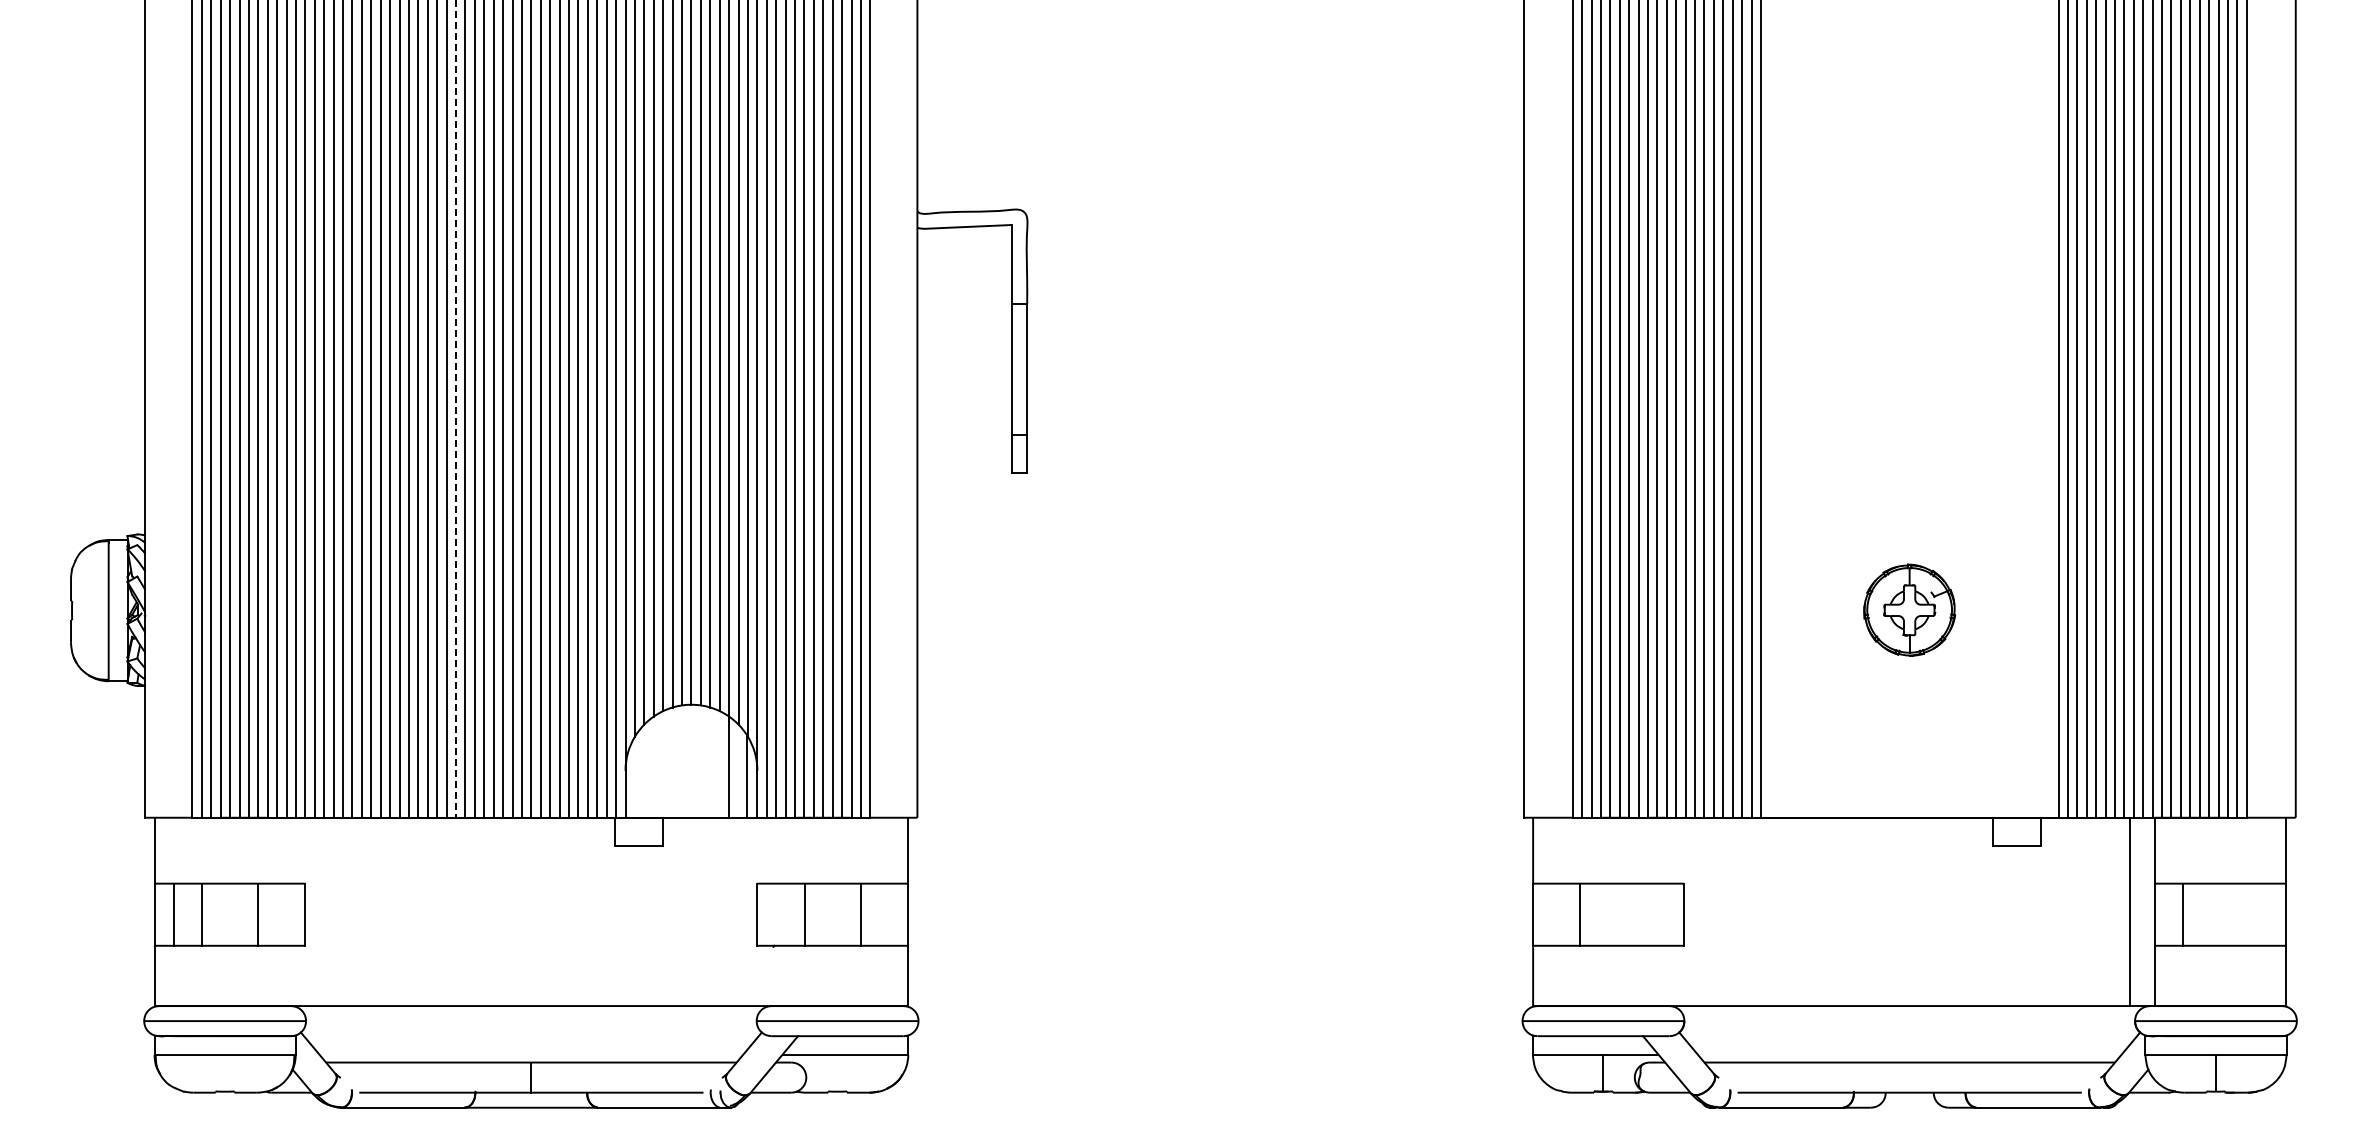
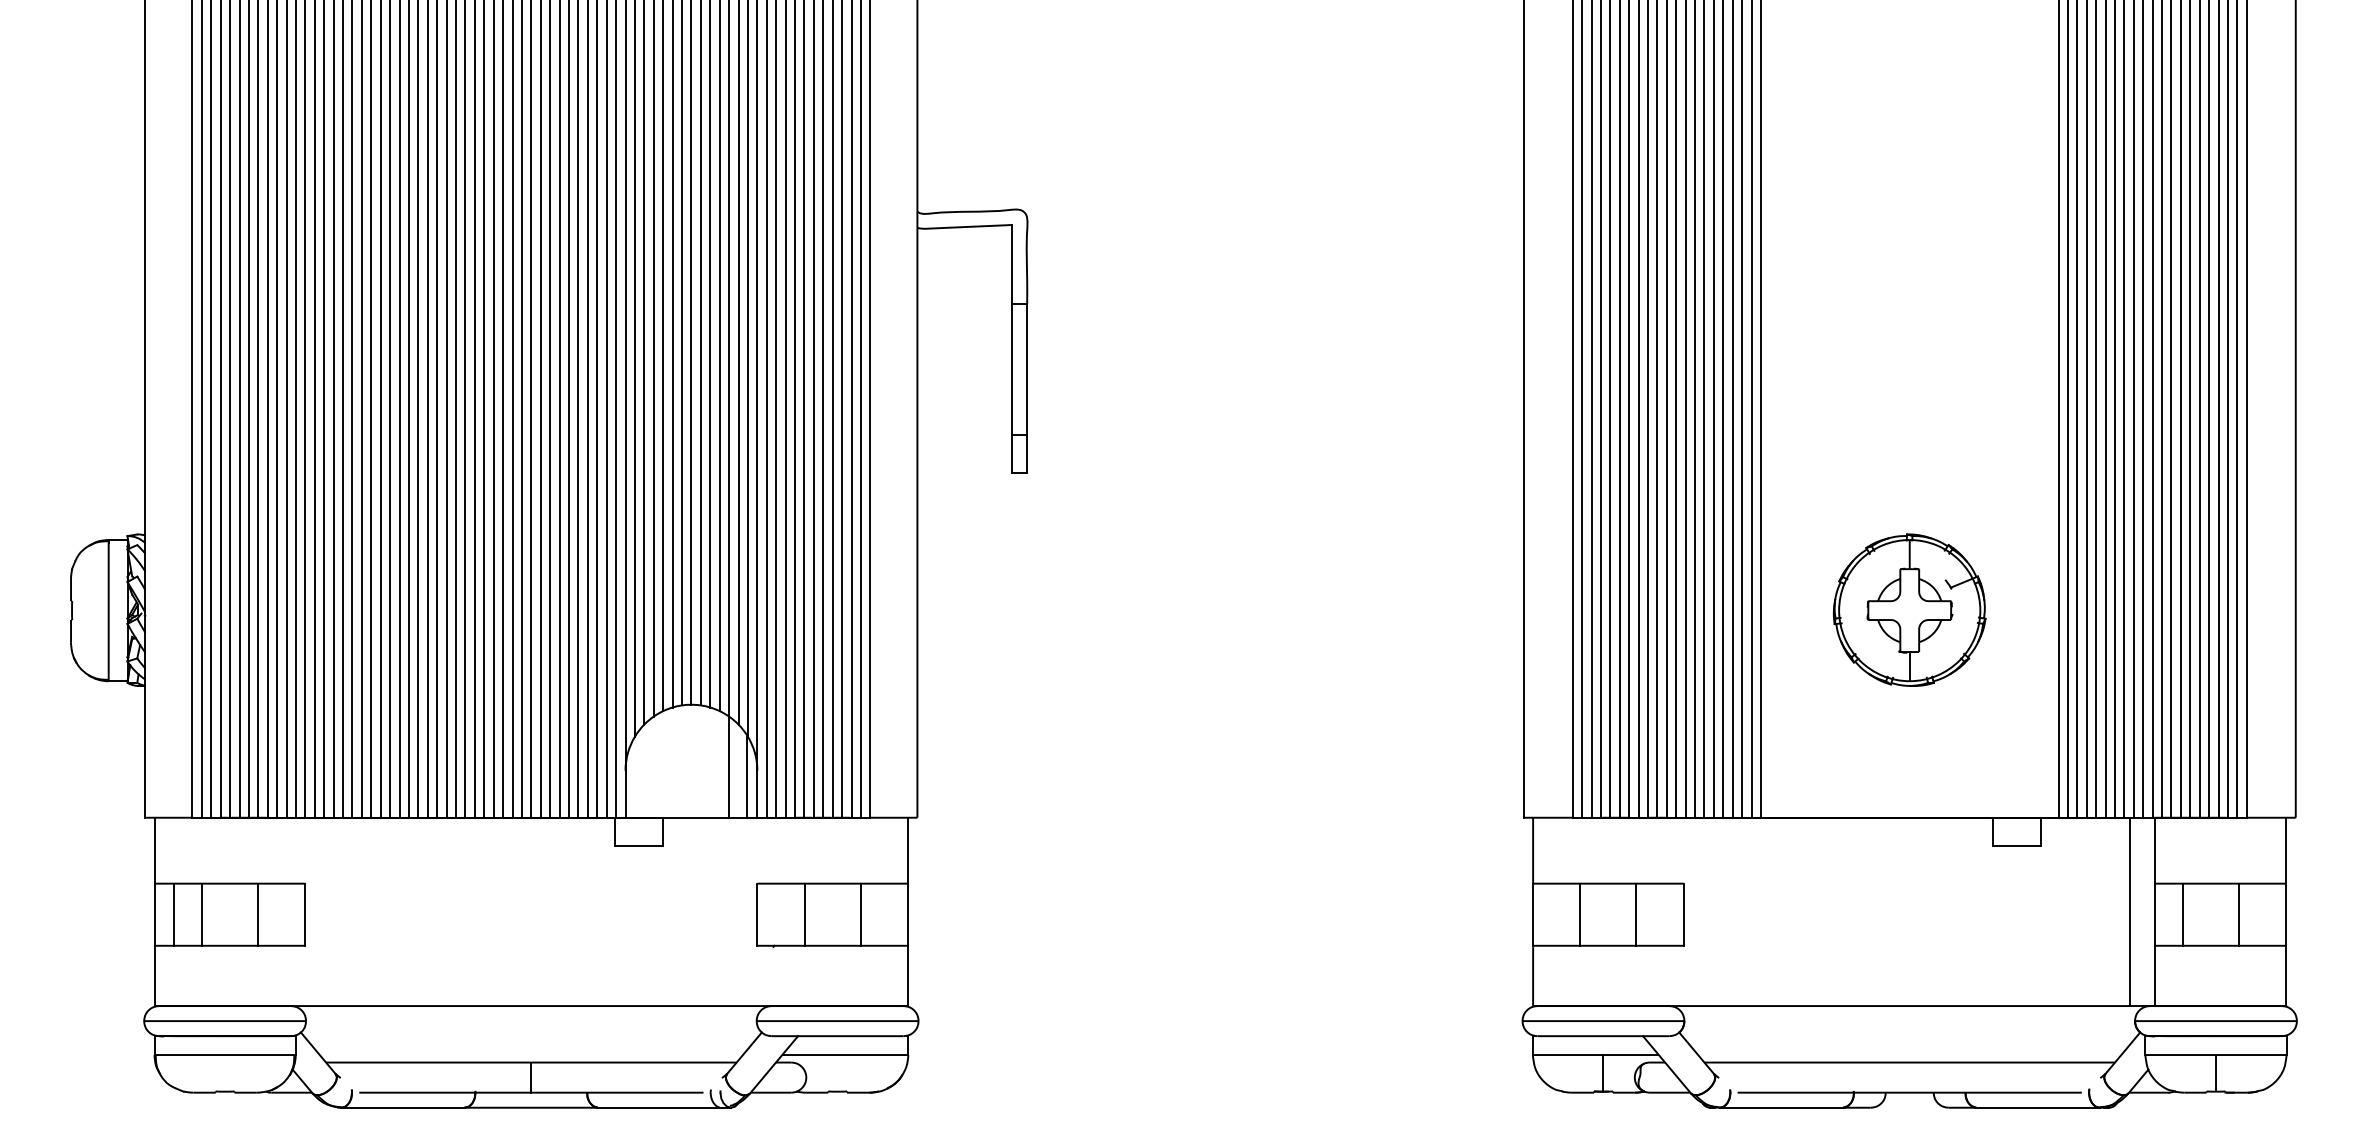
line: dashed -> solid (456, 409)
part size: 94x94 px -> 155x154 px (1909, 609)
line: none -> present (1636, 914)
line: none -> present (2238, 914)
